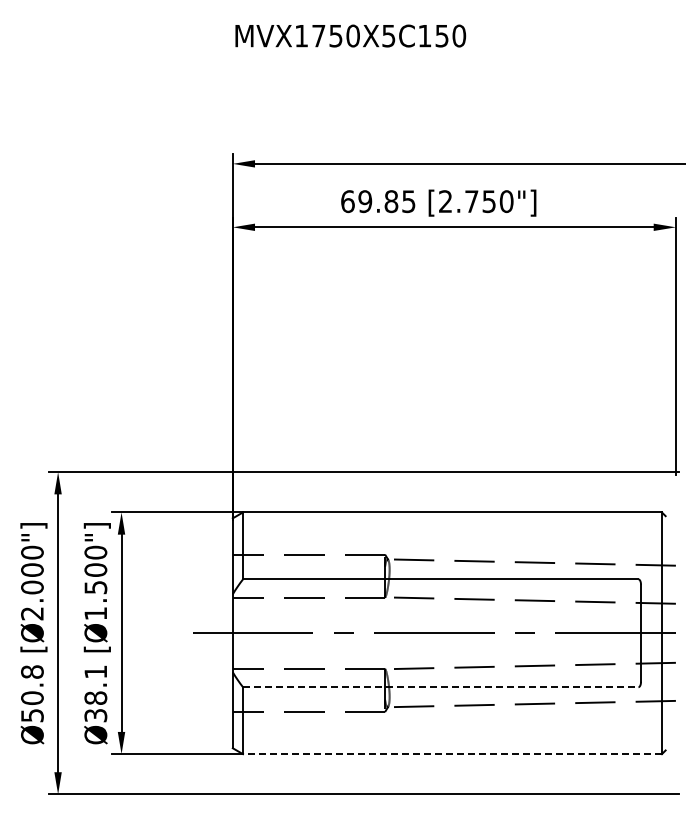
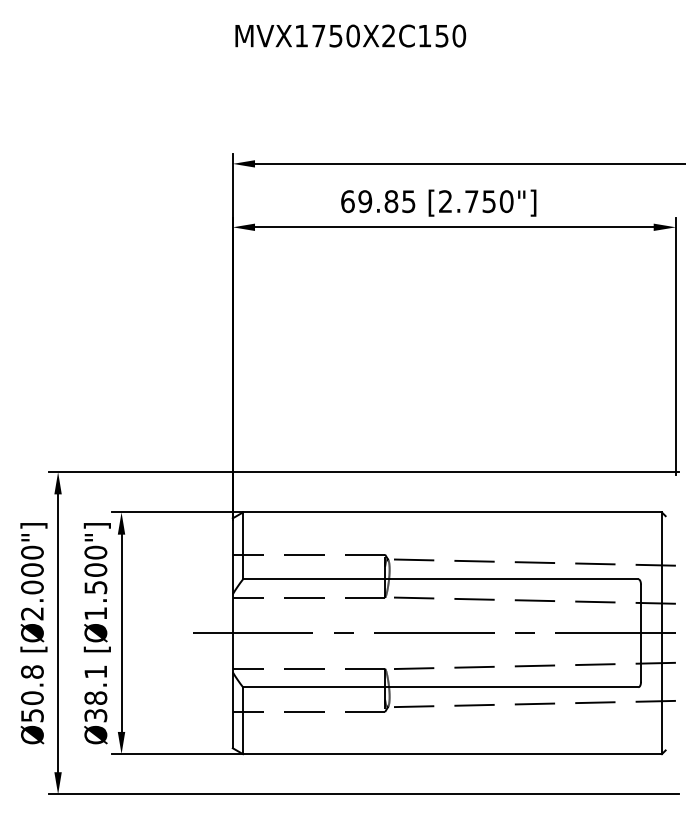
text: MVX1750X5C150 -> MVX1750X2C150 (388, 35)
line: dashed -> solid (440, 687)
line: dashed -> solid (451, 754)
